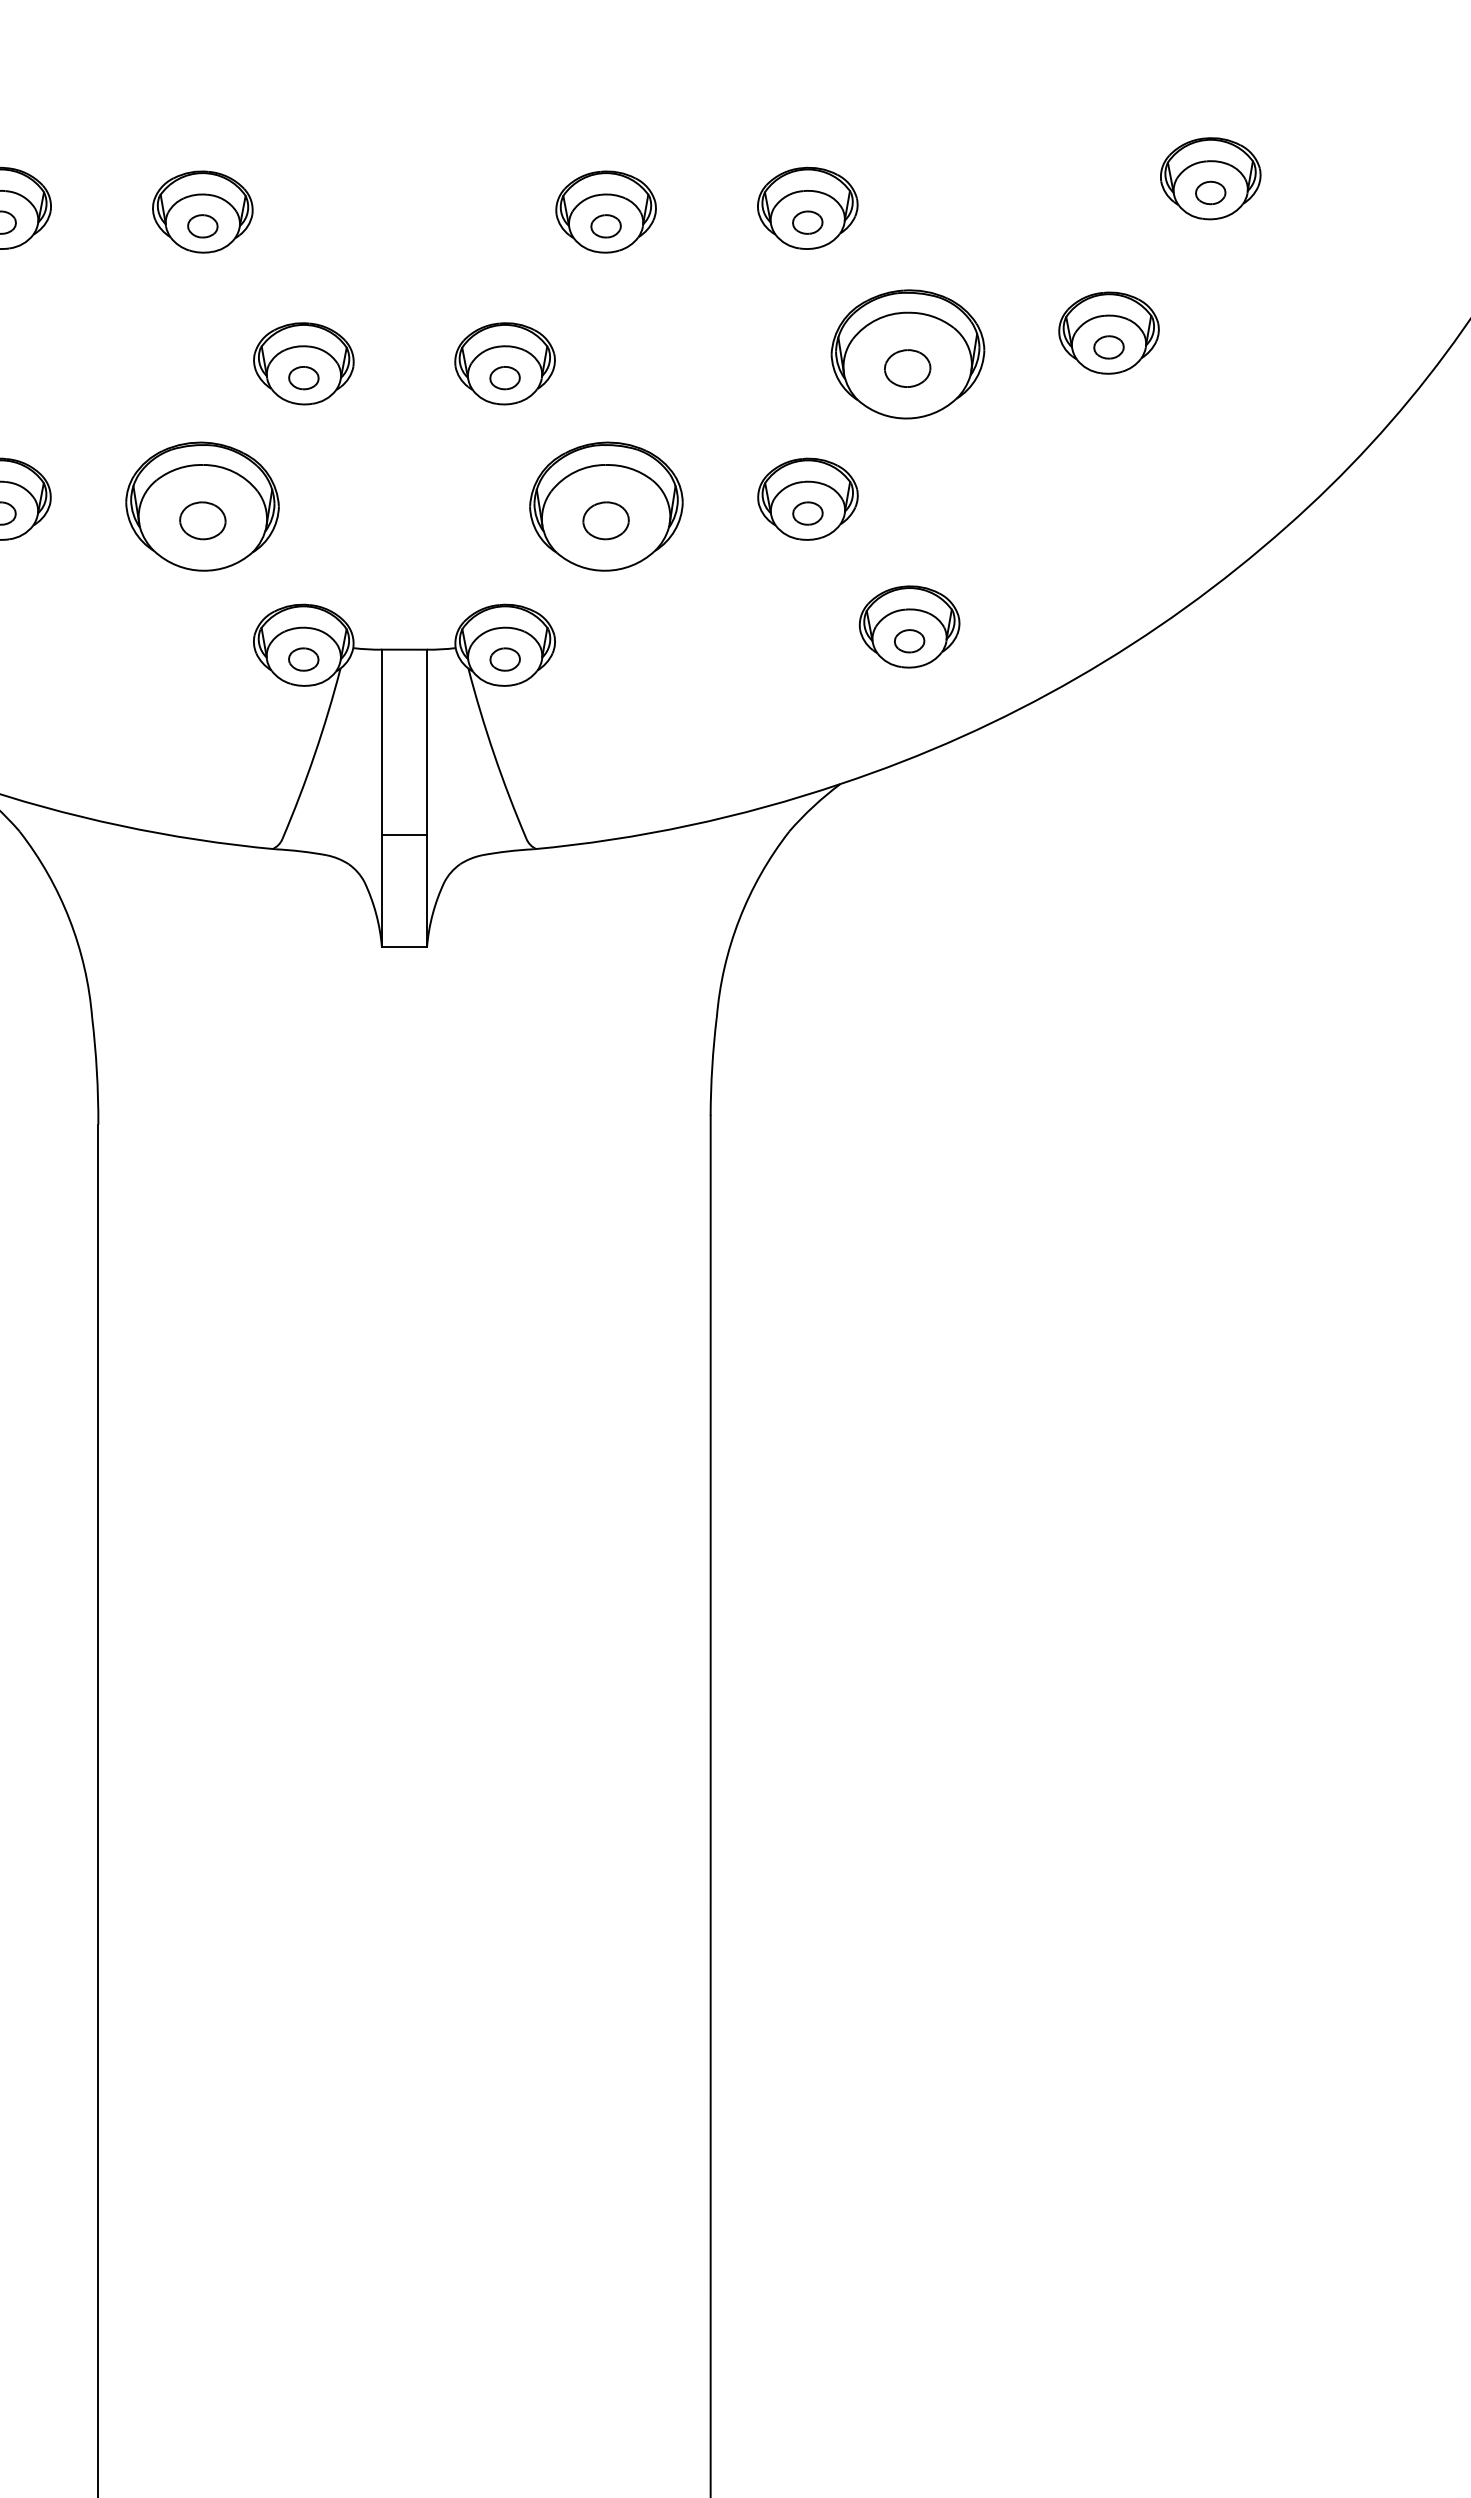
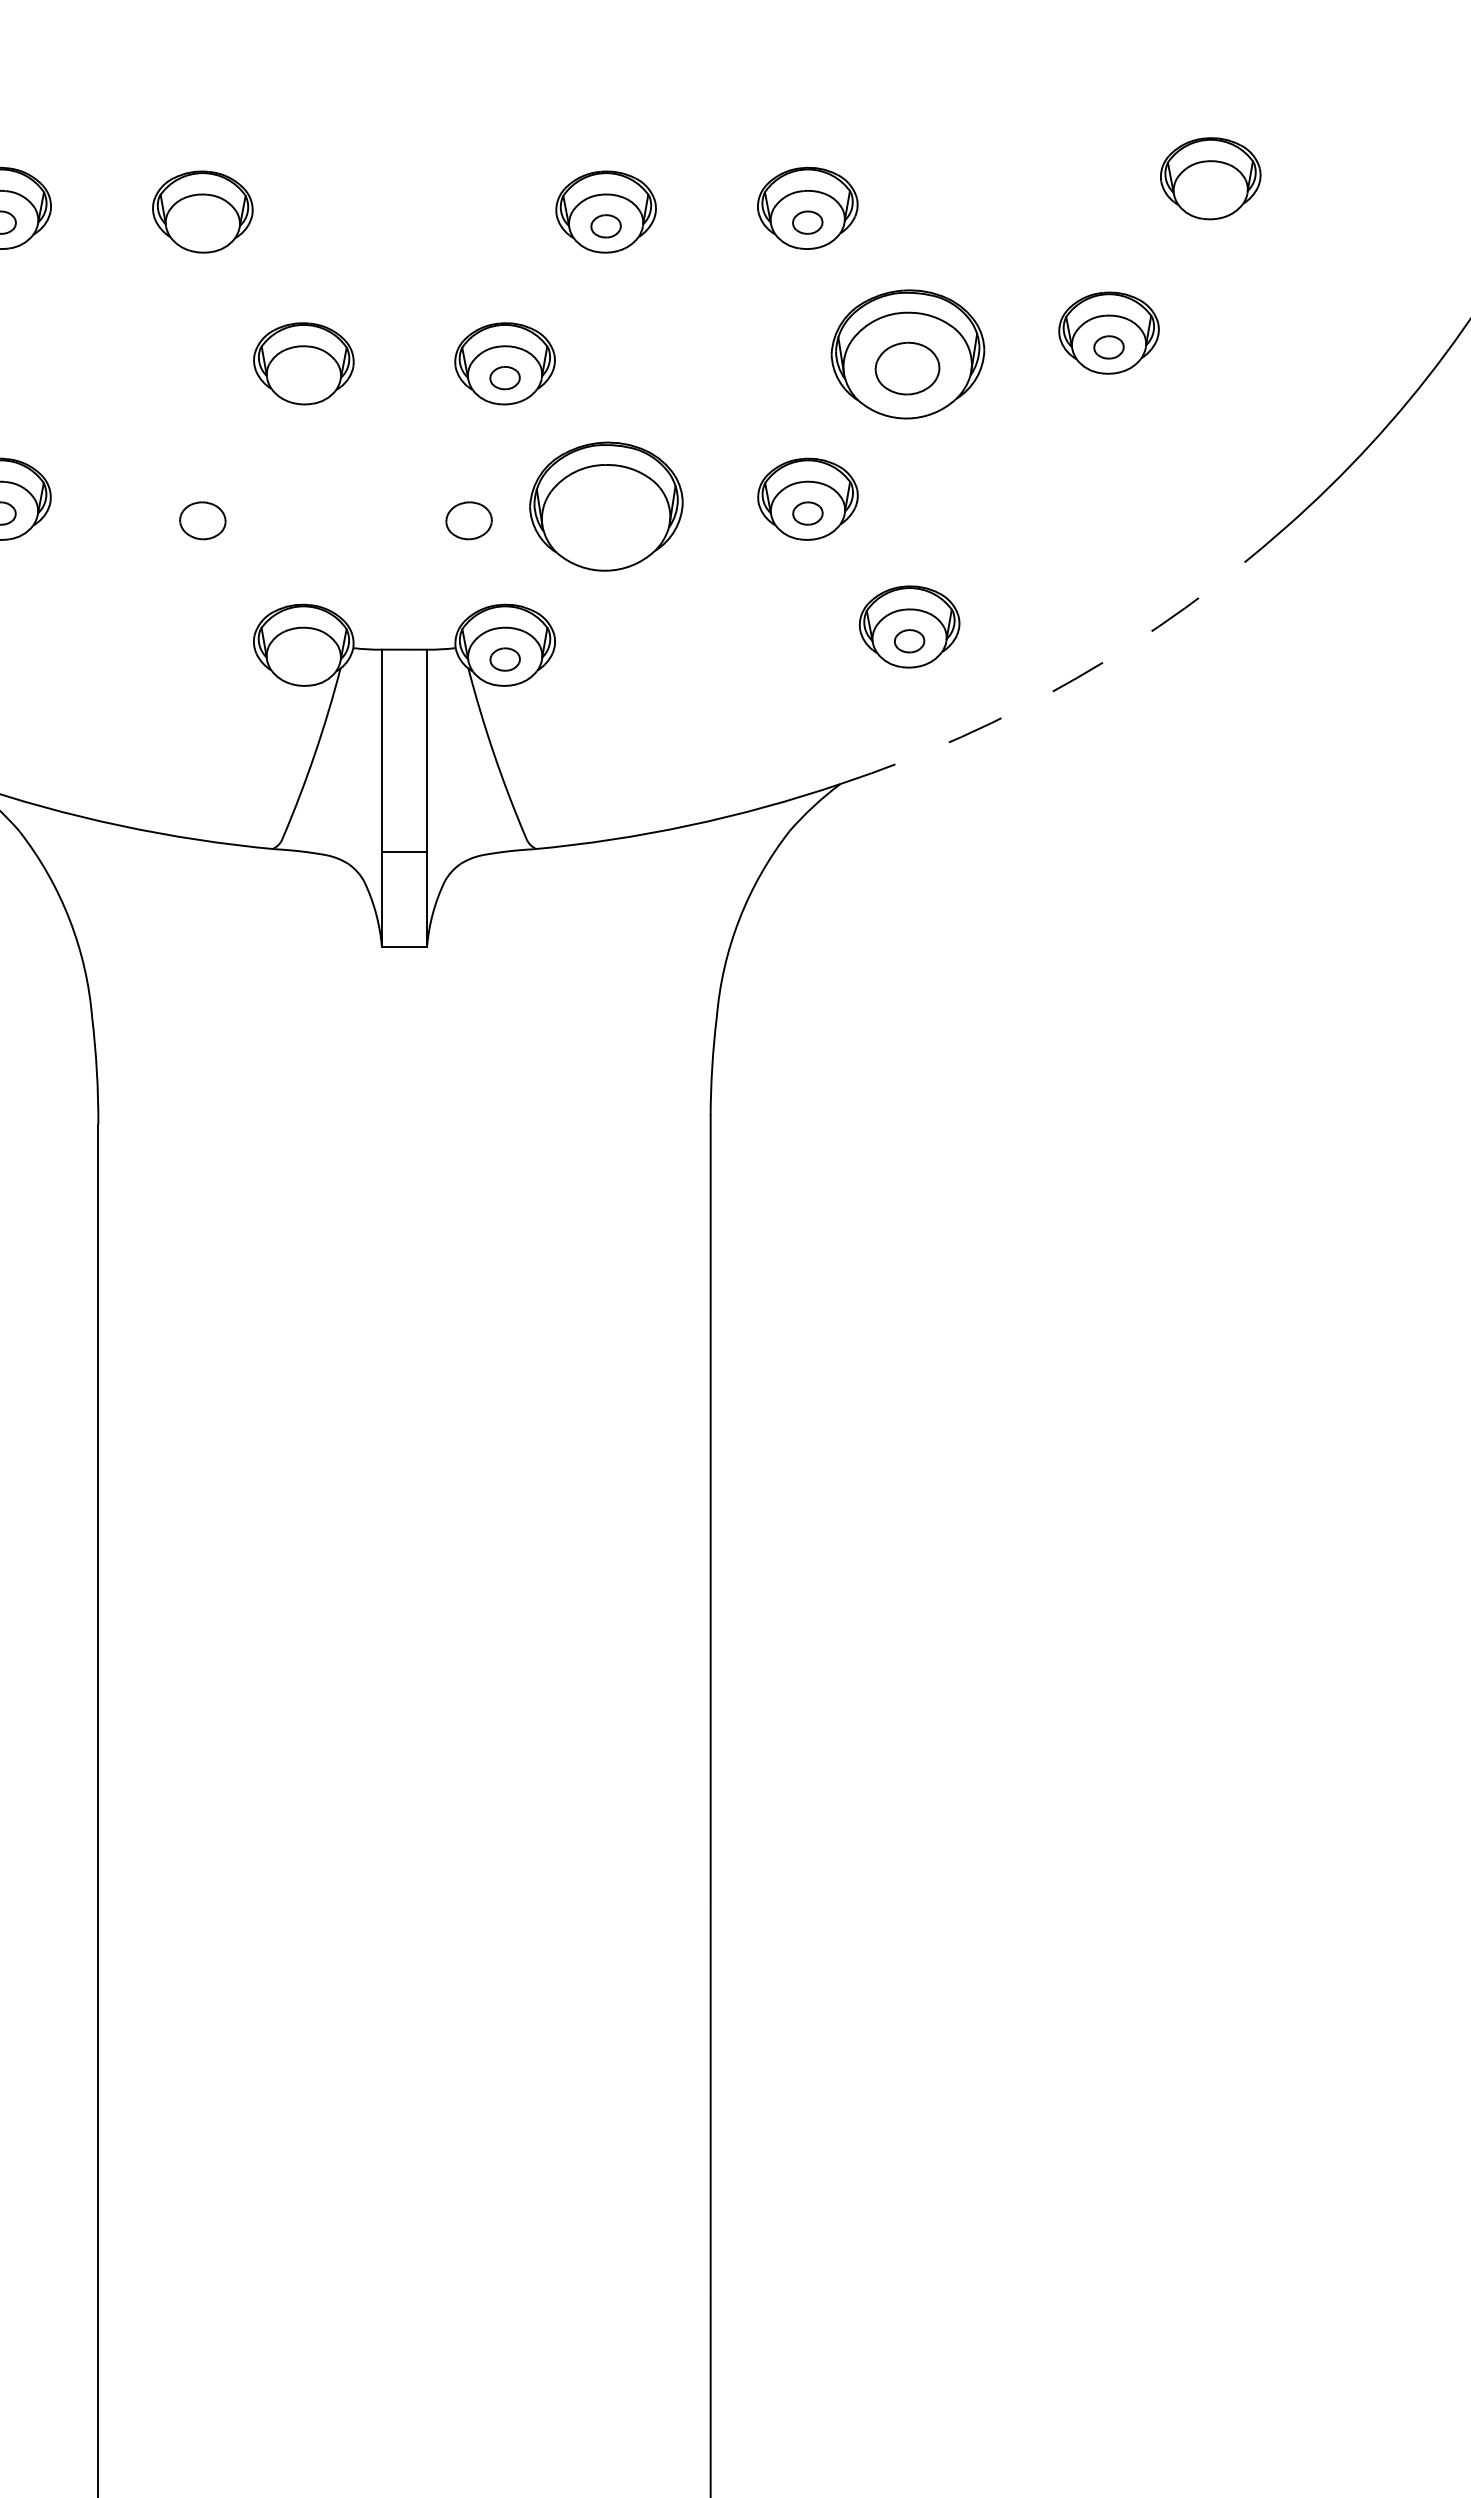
part: present -> none (1210, 192)
part: present -> none (202, 226)
part size: 48x39 px -> 67x55 px (907, 368)
part: present -> none (303, 378)
part: present -> none (202, 506)
part position: (605, 520) -> (468, 520) (468, 520)
part: present -> none (303, 659)
arc: solid -> dashed (1076, 678)
line position: (404, 834) -> (404, 851) (404, 851)
